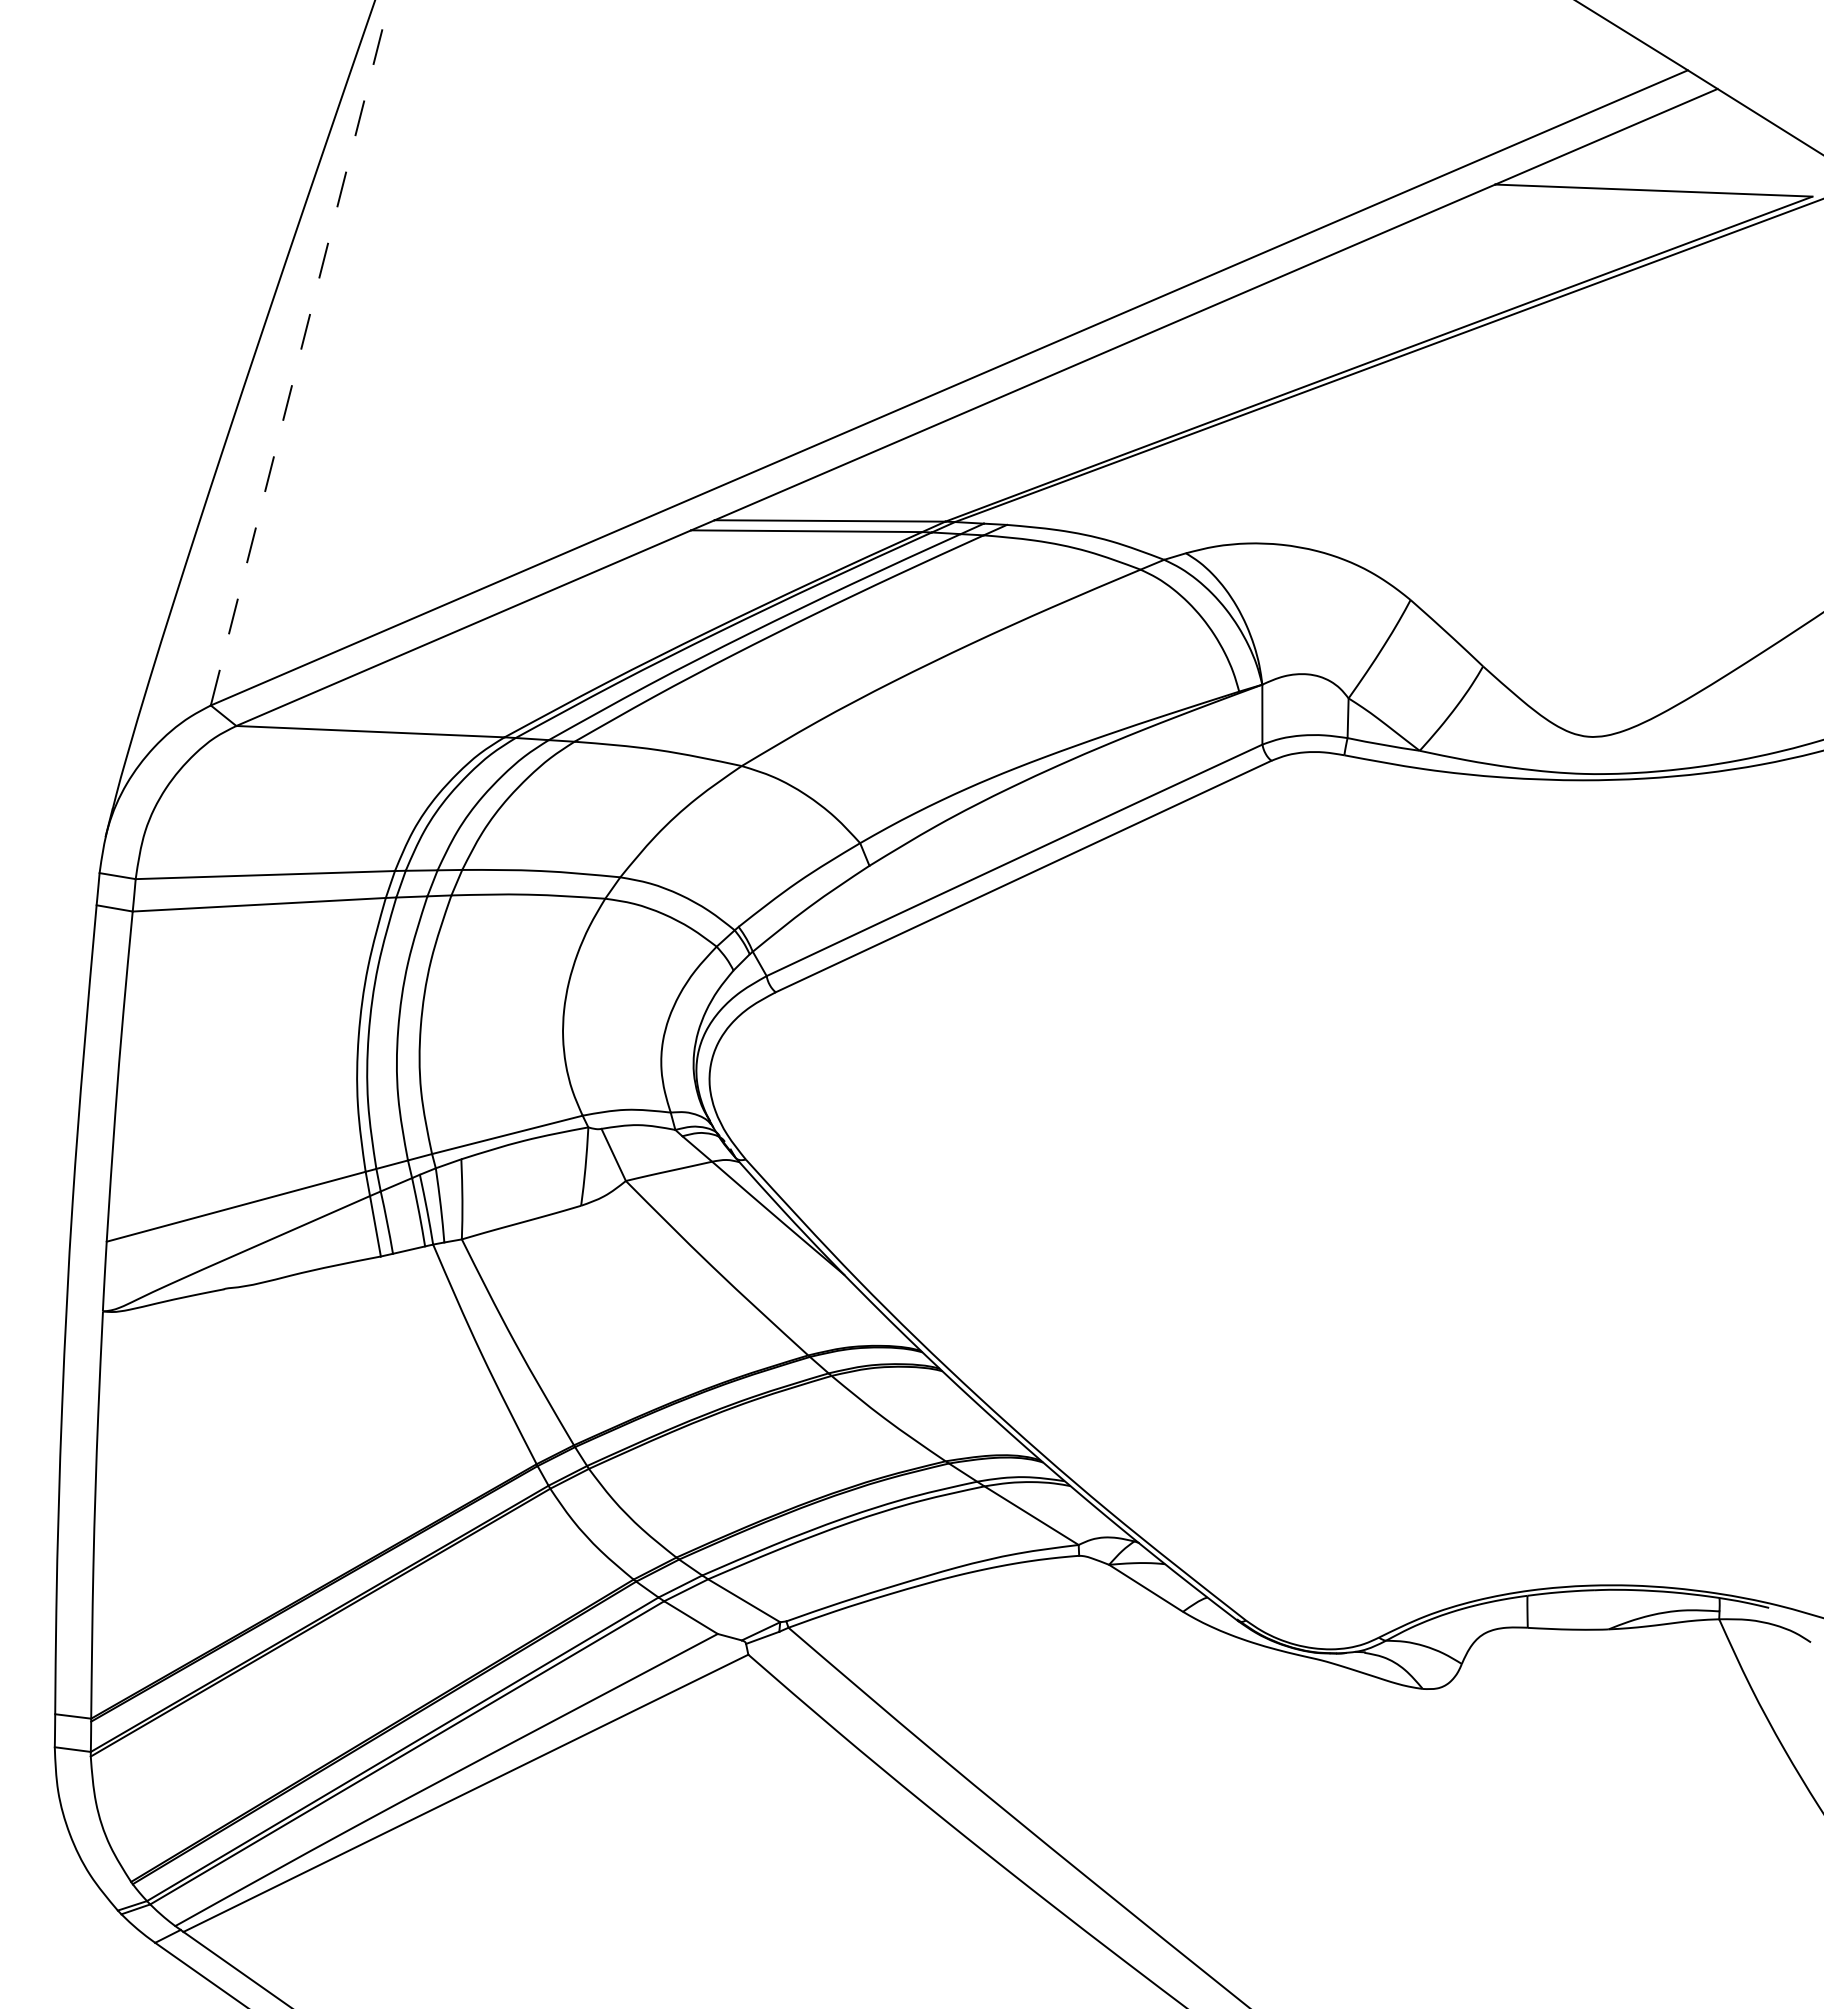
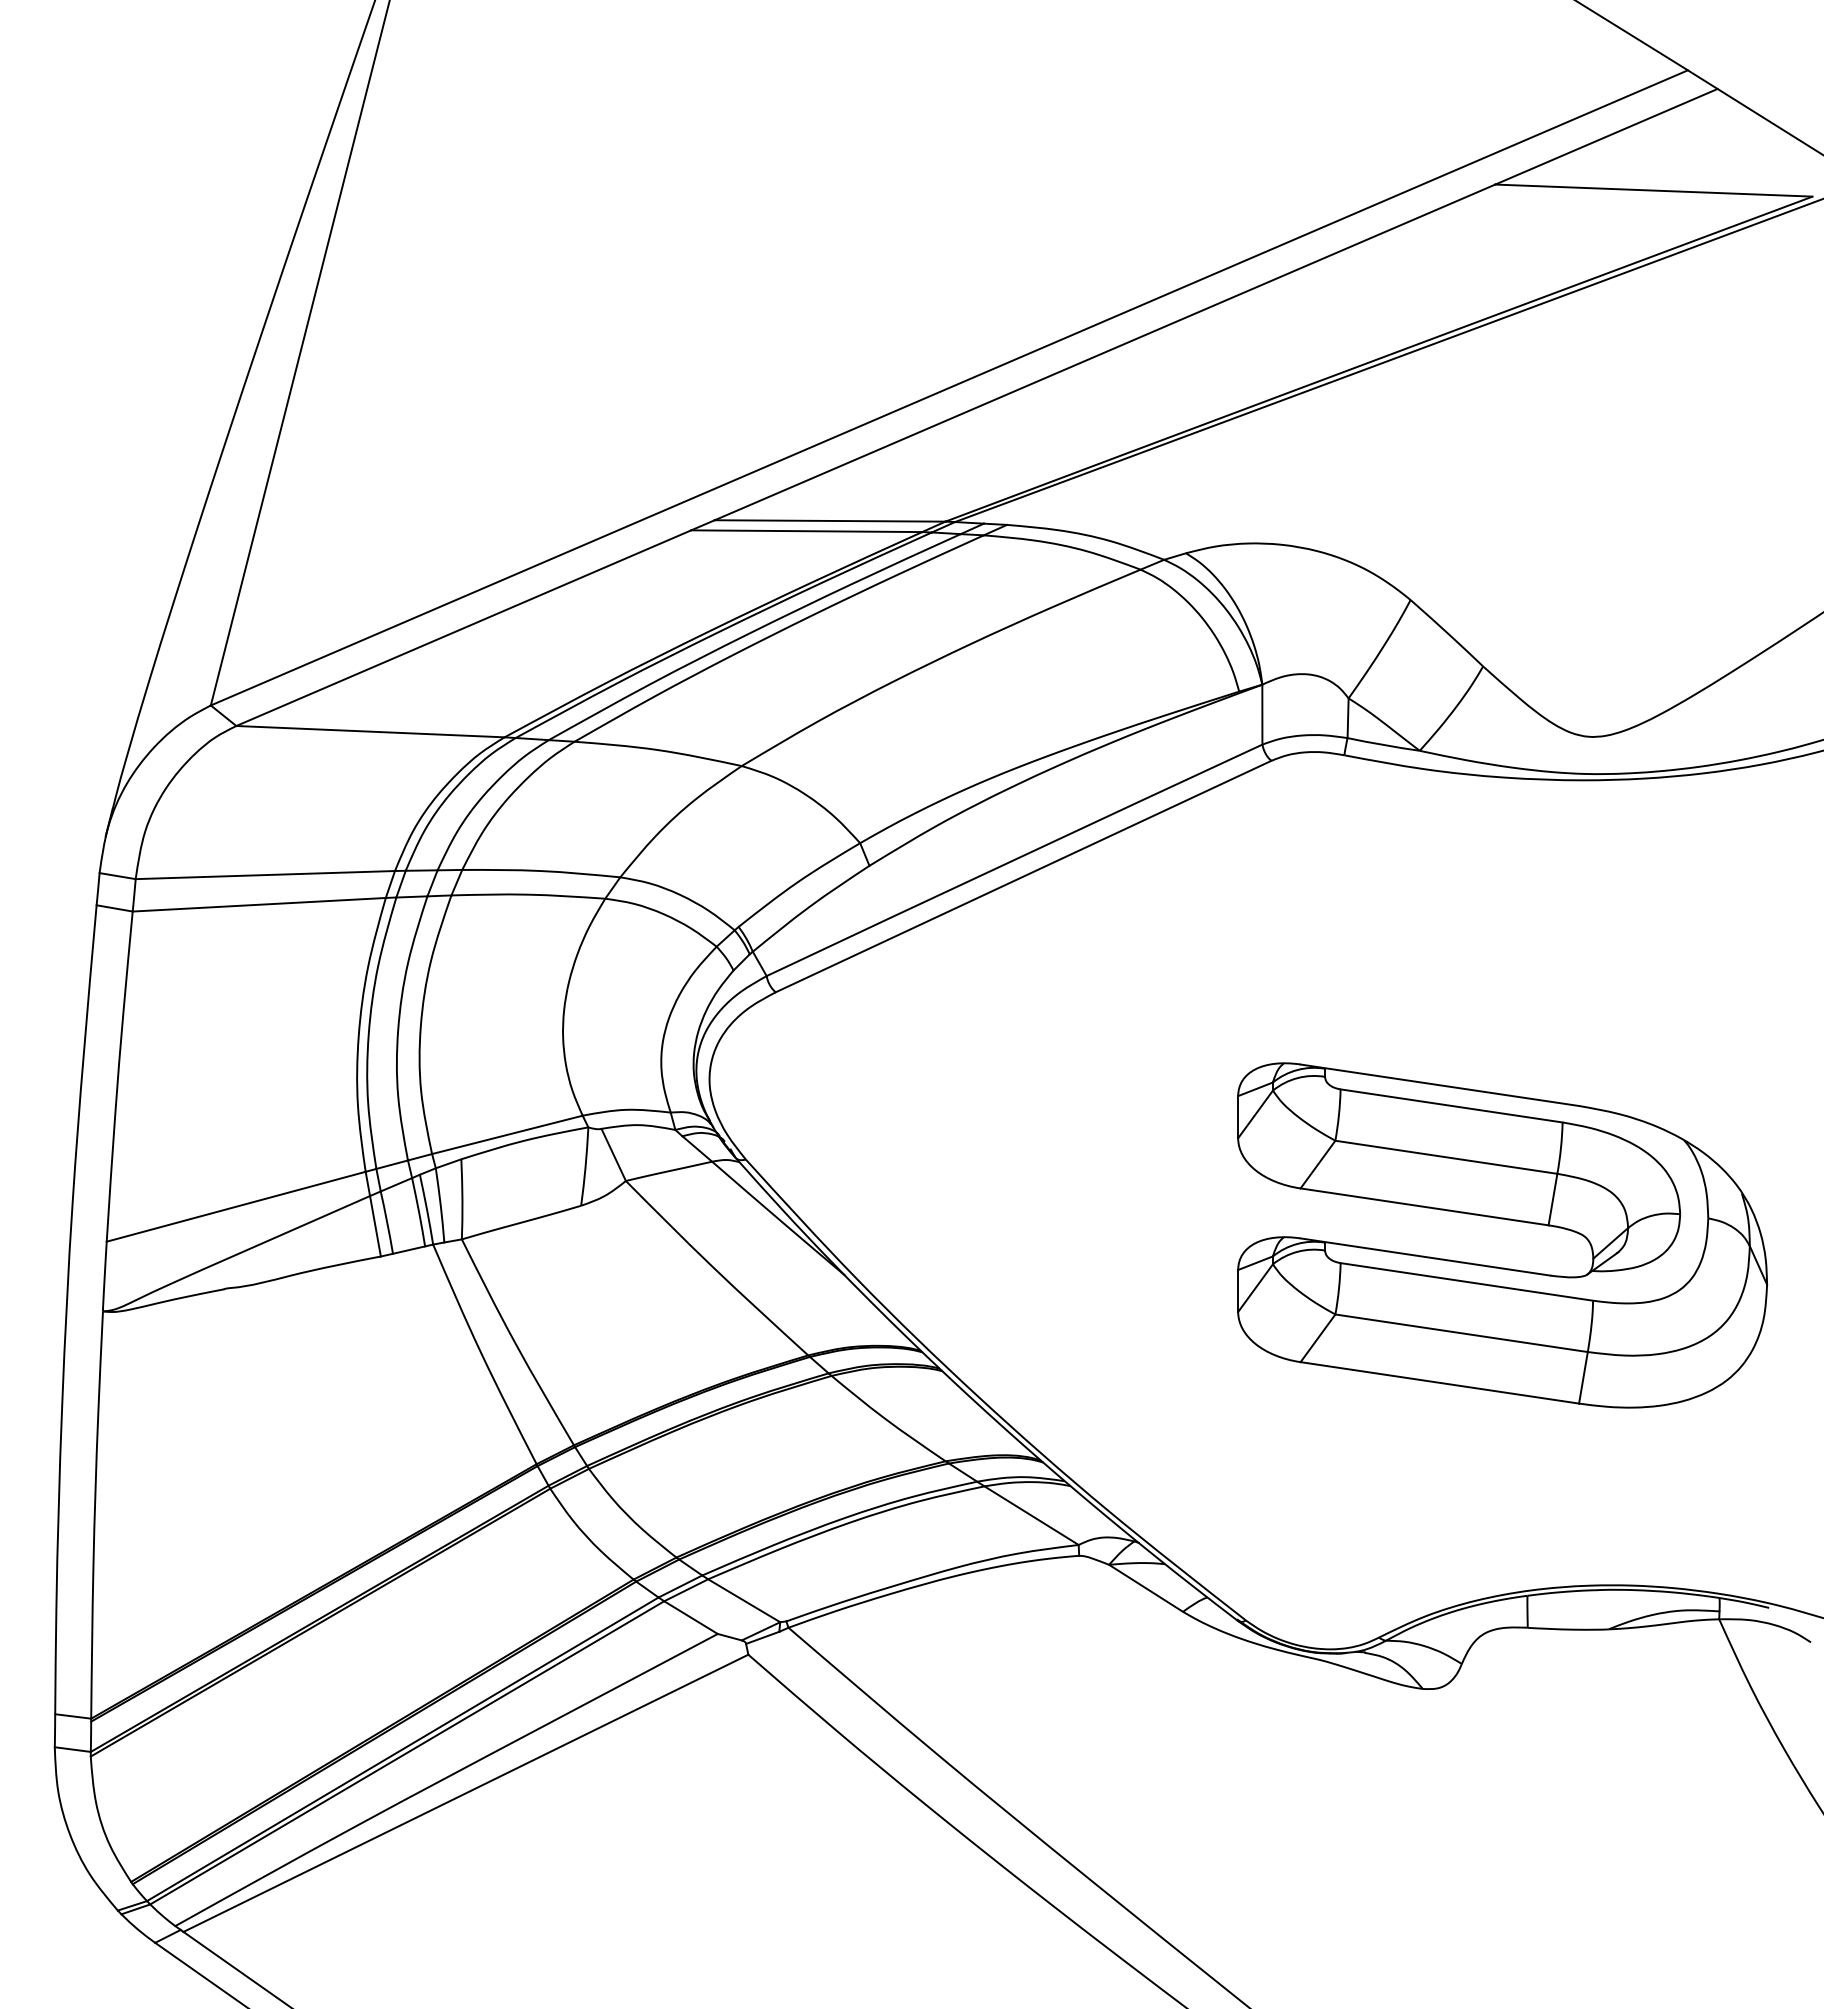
line: dashed -> solid (300, 352)
part: none -> present (1507, 1220)
